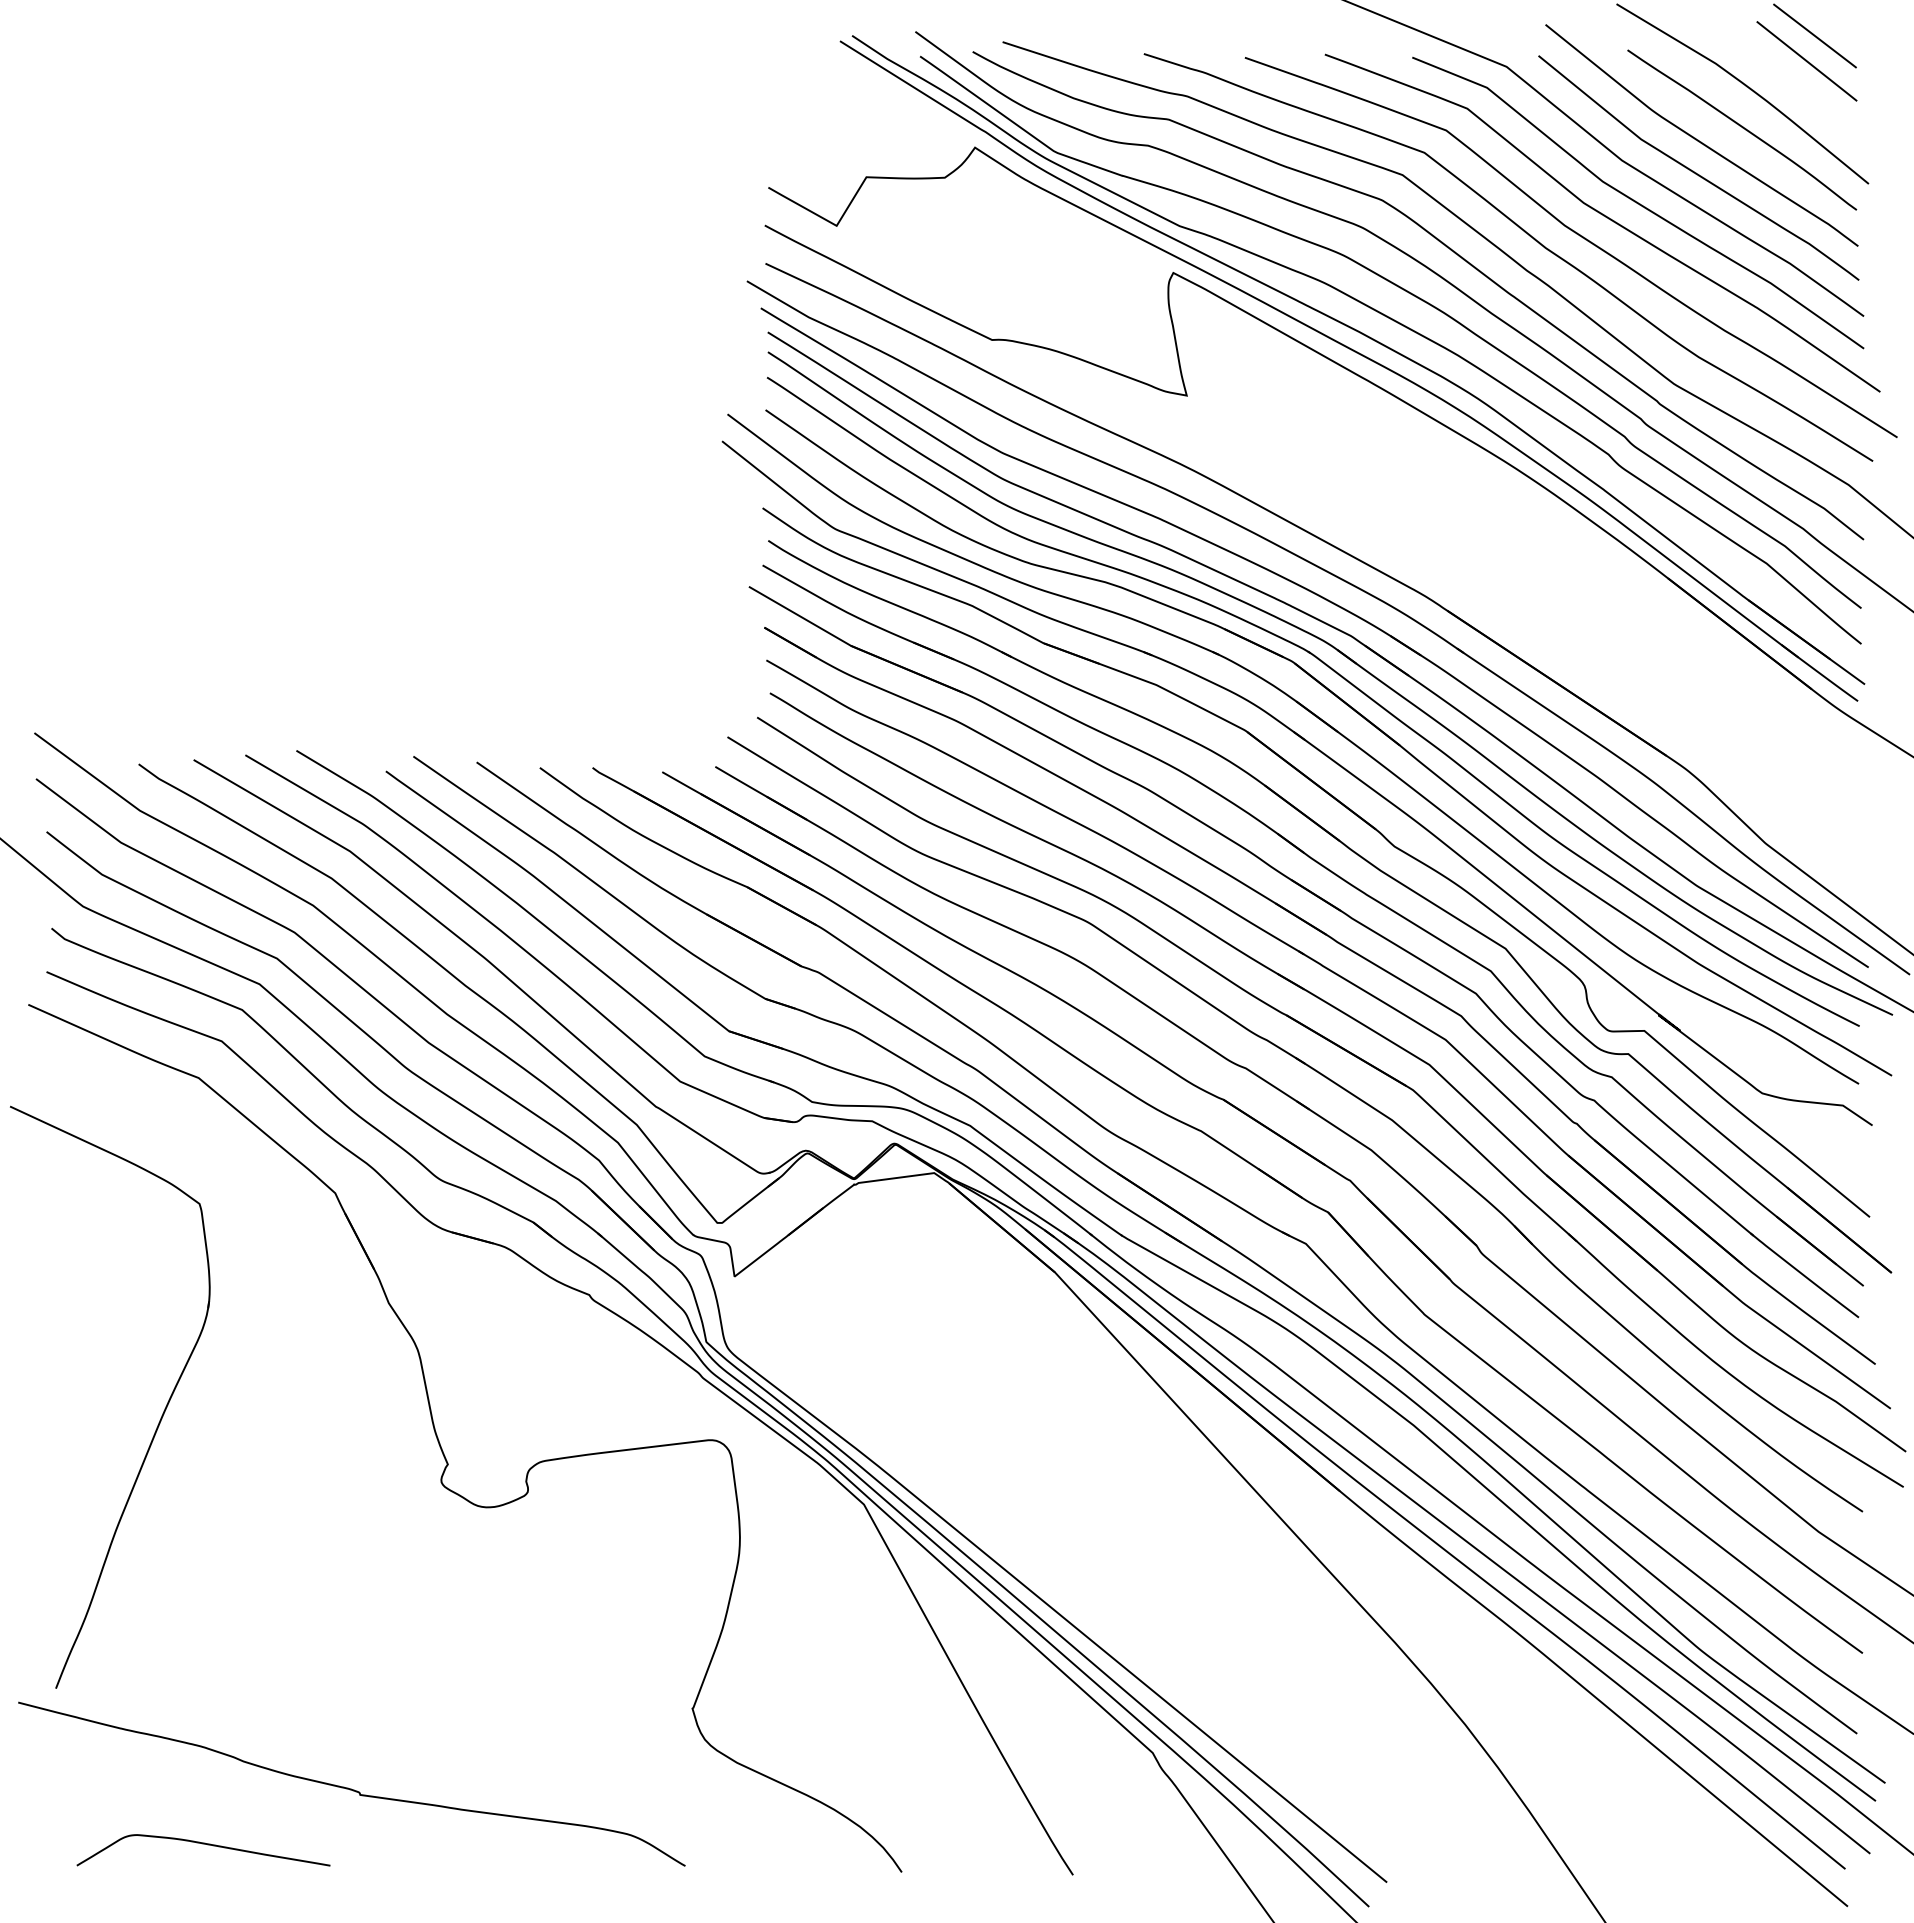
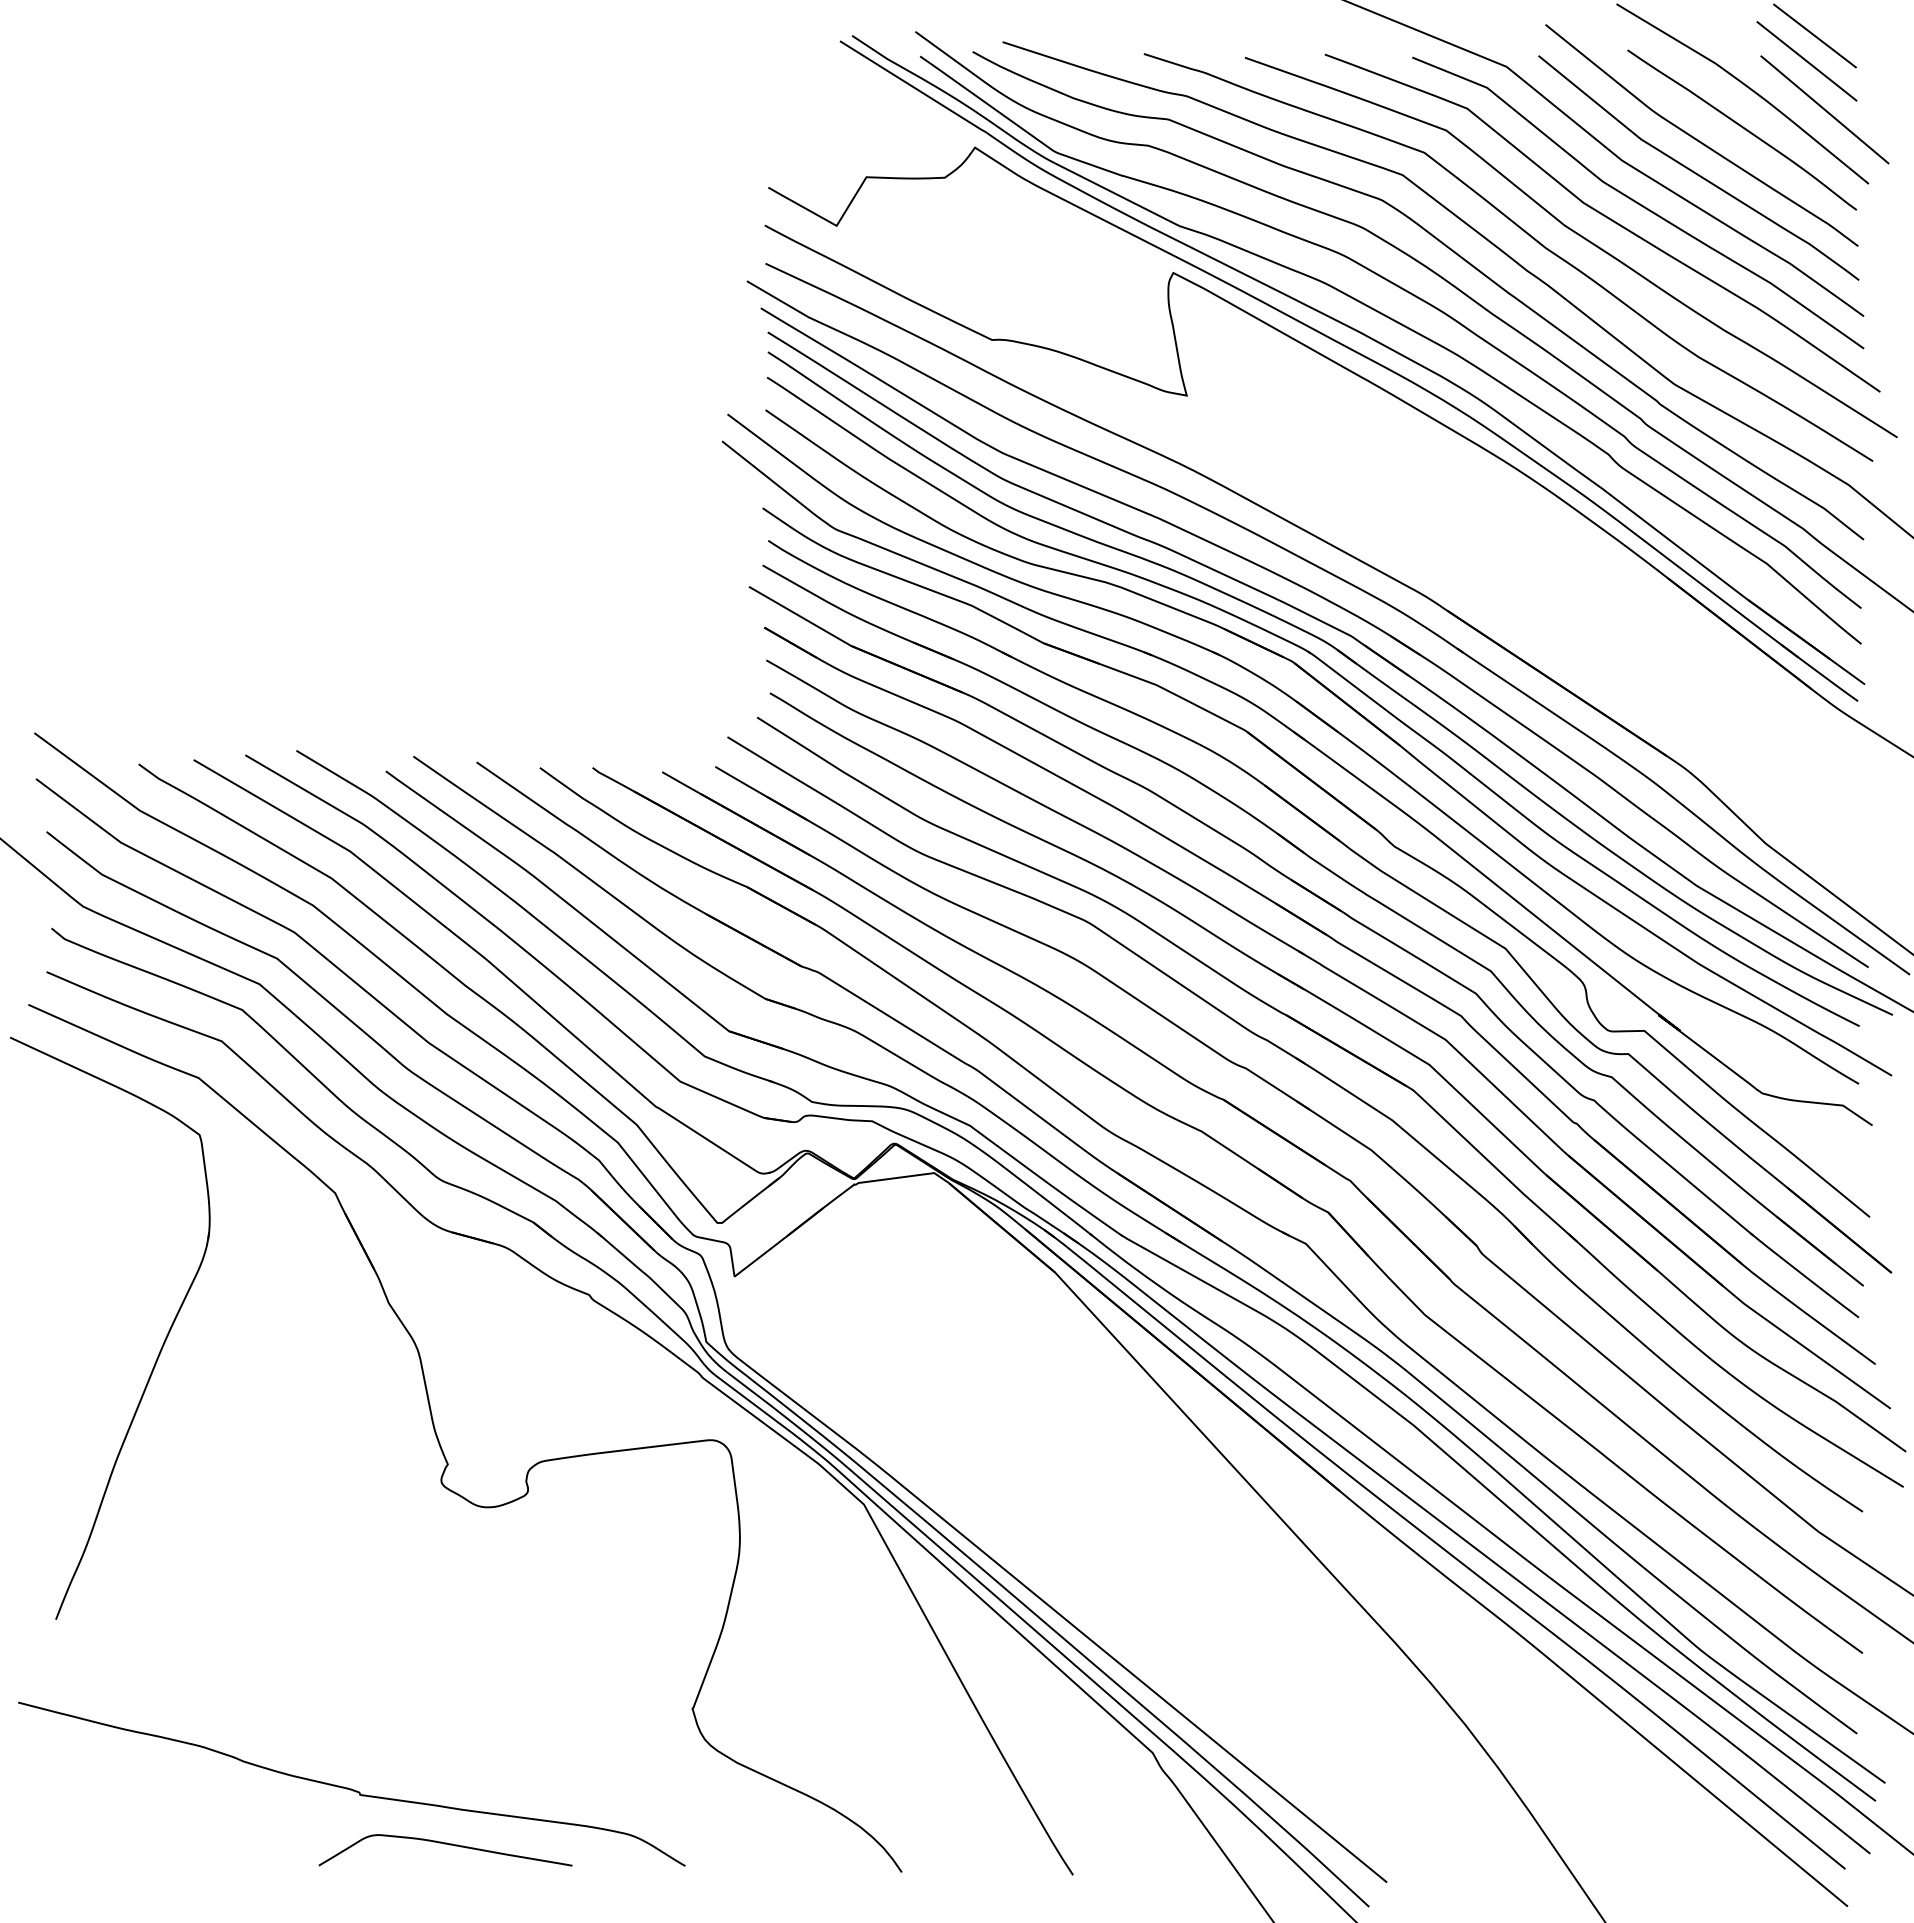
line: none -> present (1824, 109)
part position: (160, 1417) -> (160, 1348) (160, 1348)
curve position: (203, 1844) -> (445, 1844) (445, 1844)
